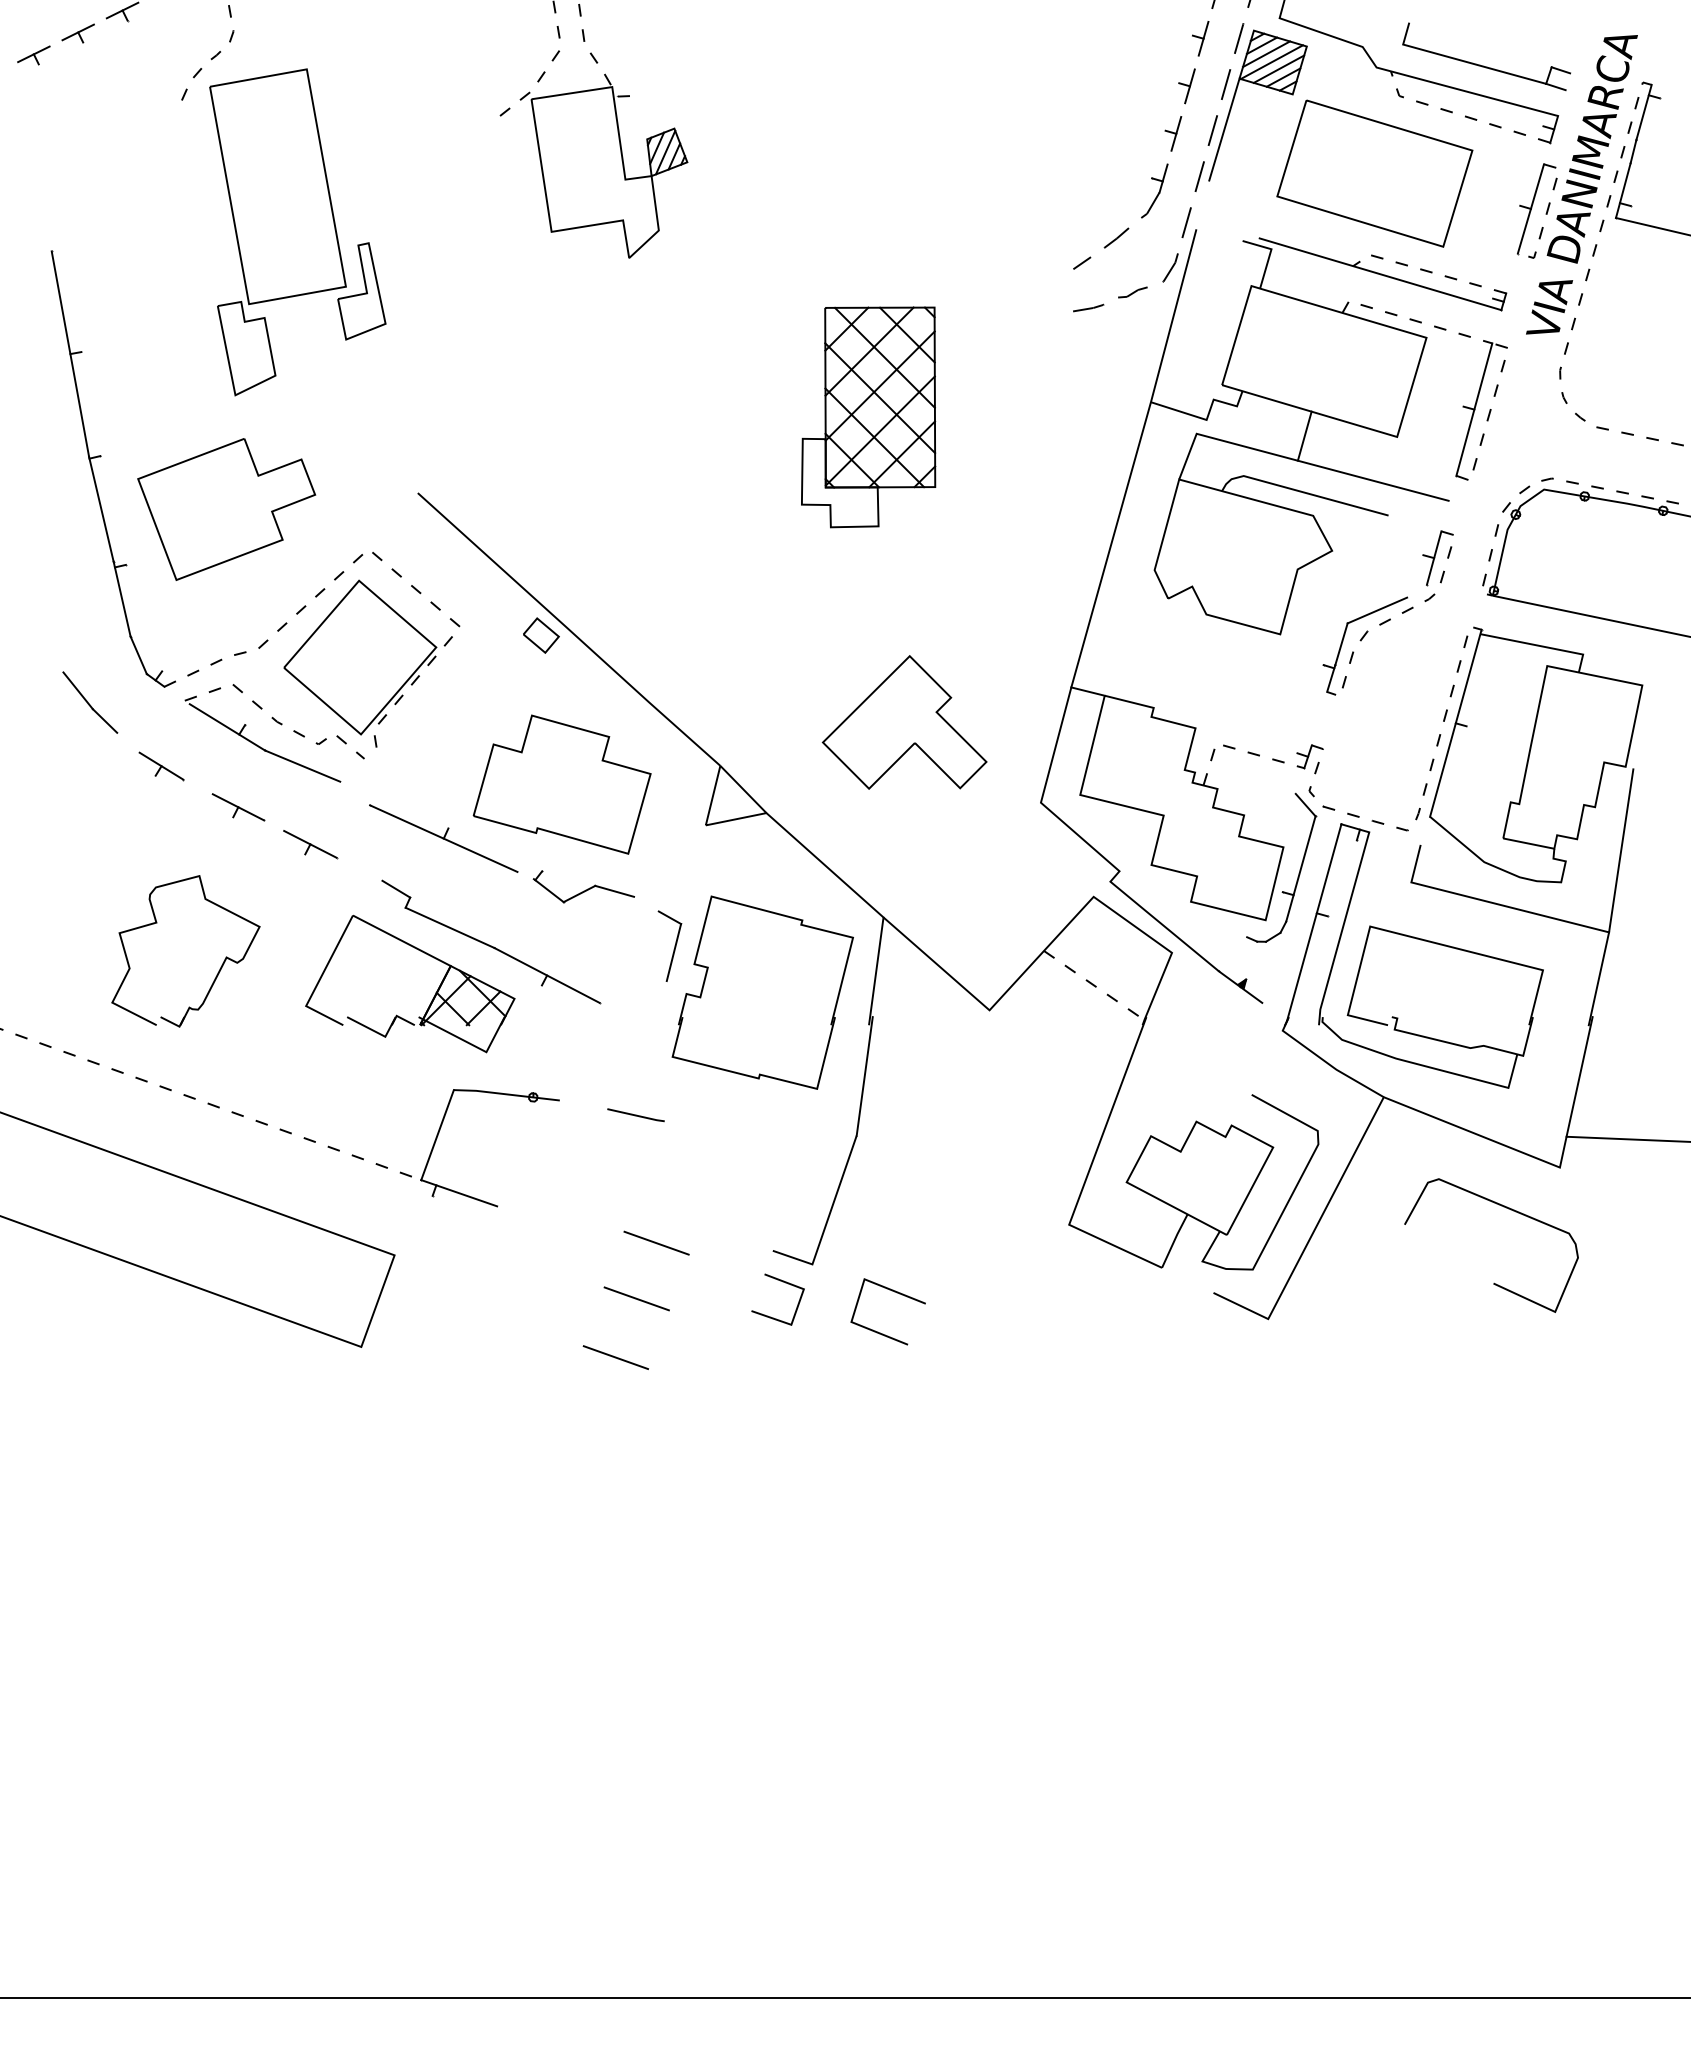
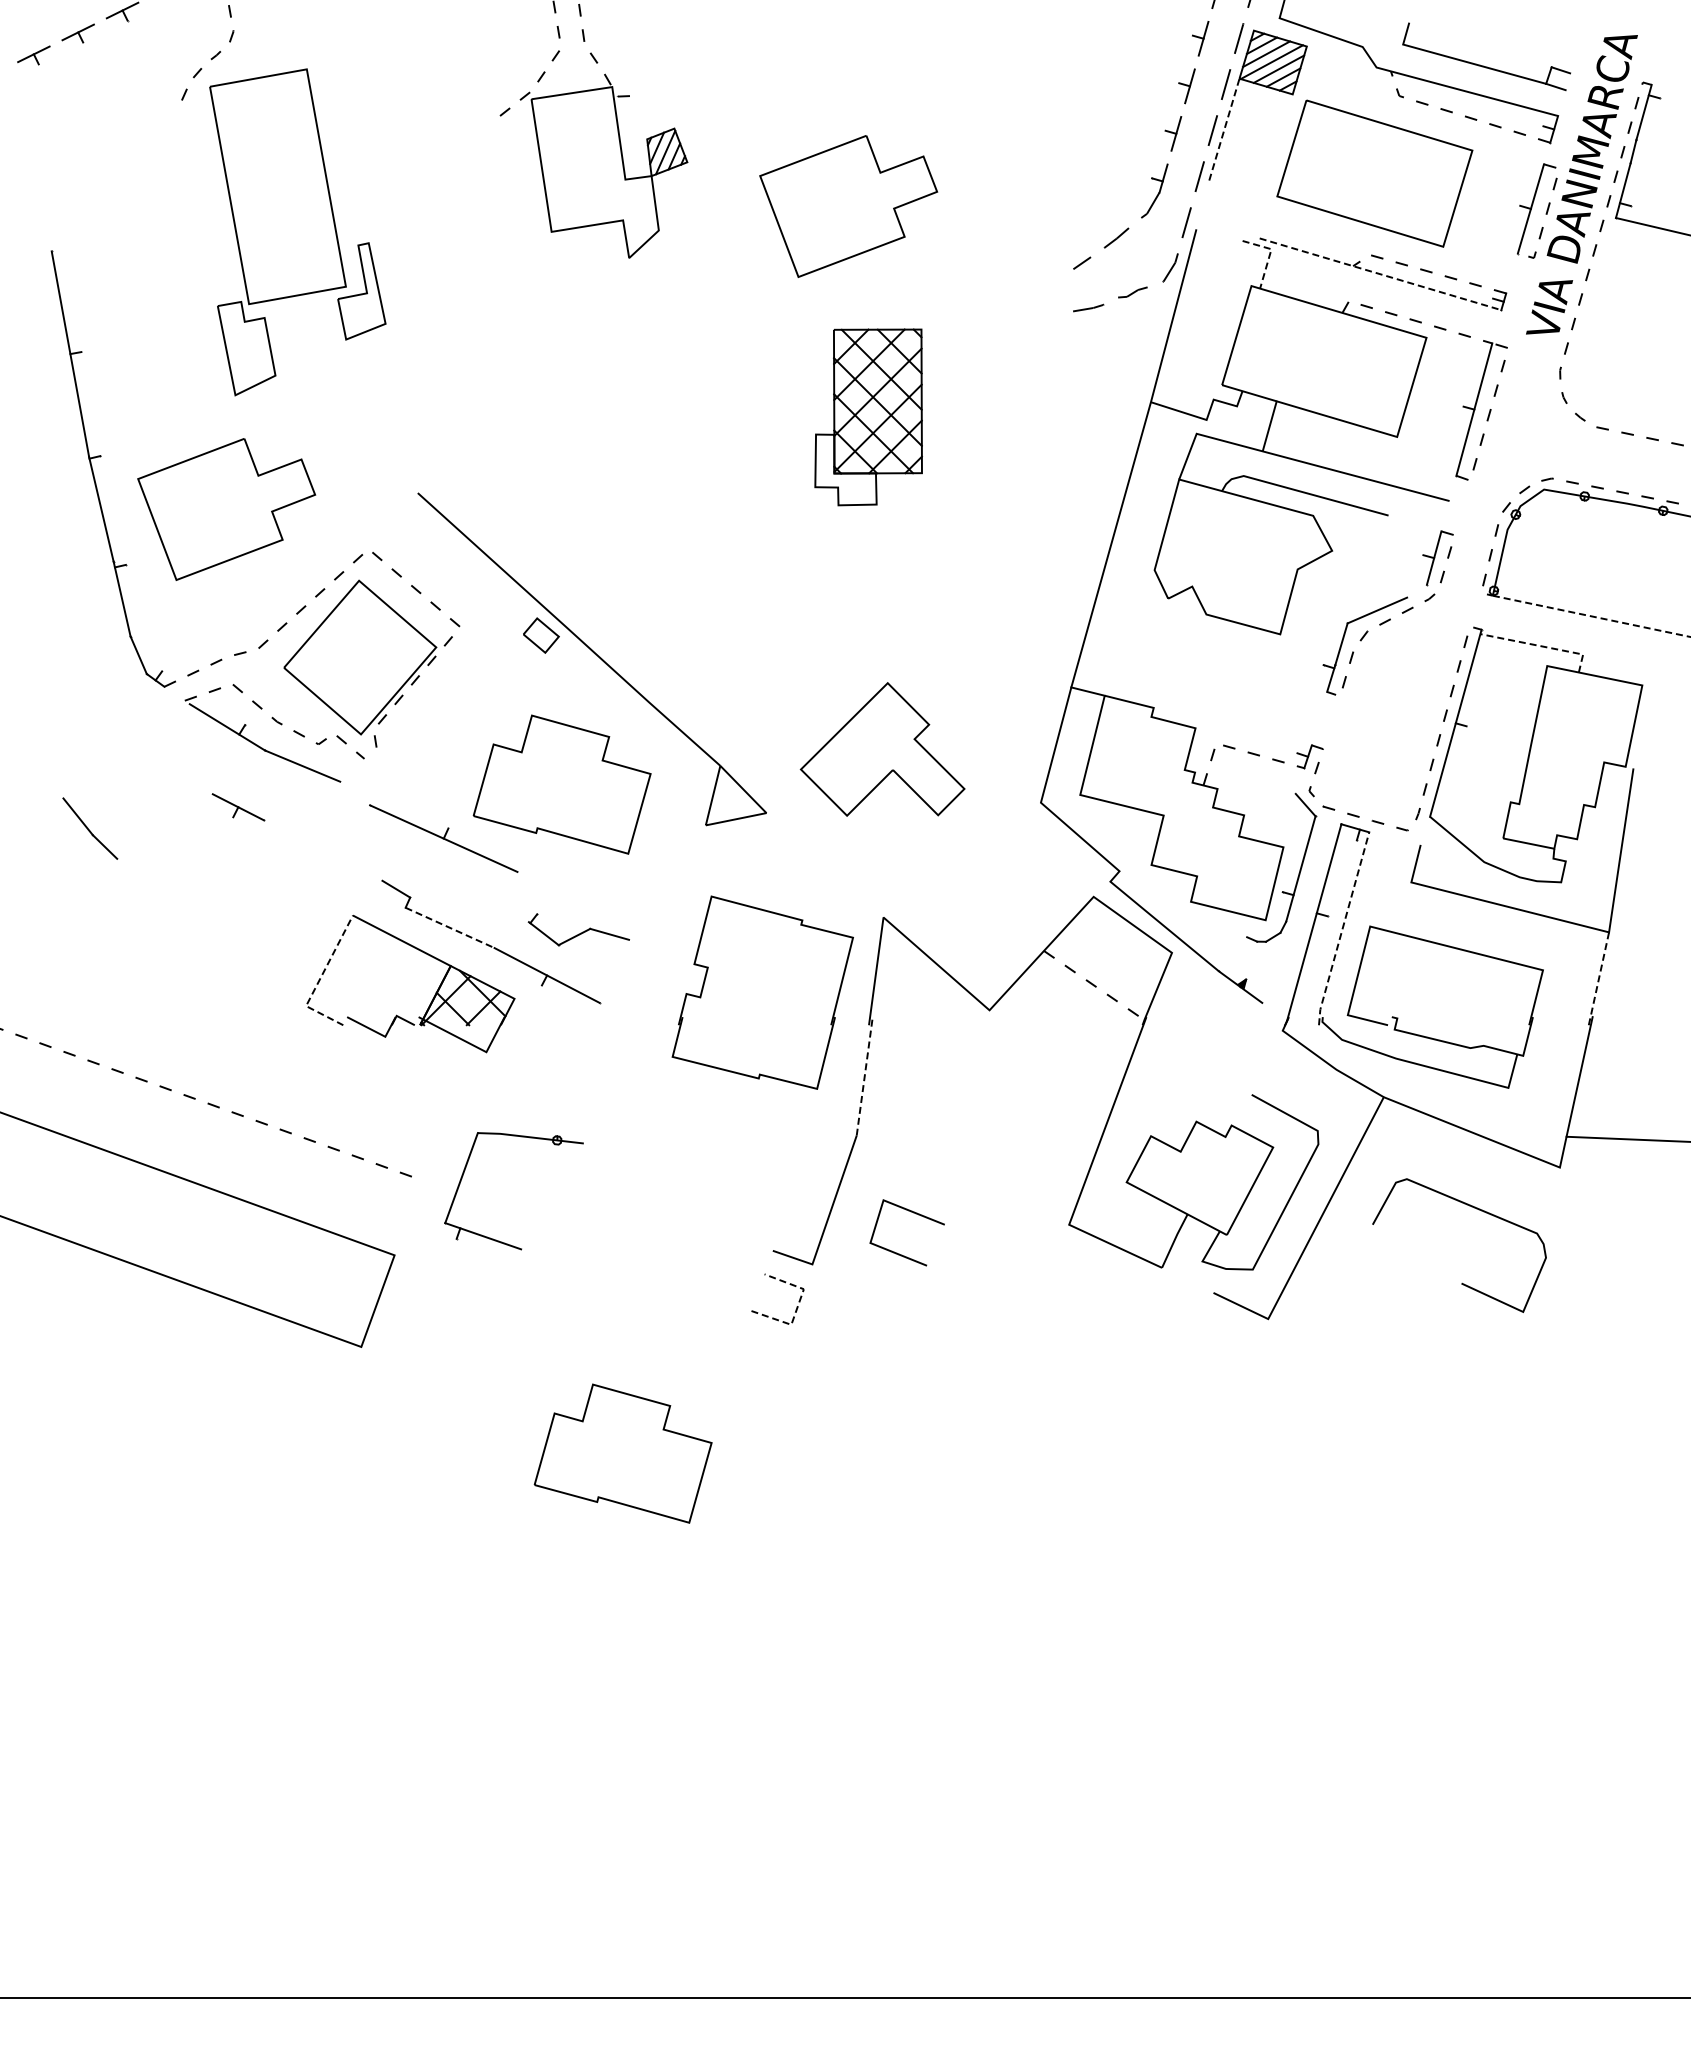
line: solid -> dashed (1224, 129)
part: none -> present (848, 206)
line: solid -> dashed (1270, 254)
line: solid -> dashed (1381, 274)
part size: 136x223 px -> 109x179 px (868, 417)
line position: (1304, 435) -> (1269, 425) (1269, 425)
line: solid -> dashed (1592, 616)
line: solid -> dashed (1541, 646)
part position: (90, 702) -> (90, 828) (90, 828)
part position: (904, 722) -> (882, 749) (882, 749)
part: present -> none (161, 766)
part: present -> none (310, 844)
line: present -> none (824, 865)
part position: (583, 886) -> (578, 929) (578, 929)
line: solid -> dashed (450, 927)
line: solid -> dashed (1342, 928)
part: present -> none (669, 945)
part: present -> none (219, 968)
line: solid -> dashed (1598, 978)
line: solid -> dashed (319, 979)
line: solid -> dashed (864, 1076)
line: present -> none (635, 1115)
part position: (472, 1196) -> (496, 1239) (496, 1239)
line: present -> none (656, 1242)
curve position: (1494, 1282) -> (1462, 1282) (1462, 1282)
line position: (894, 1292) -> (913, 1213) (913, 1213)
line: present -> none (636, 1298)
line: solid -> dashed (797, 1307)
line: present -> none (615, 1357)
part: none -> present (622, 1453)
